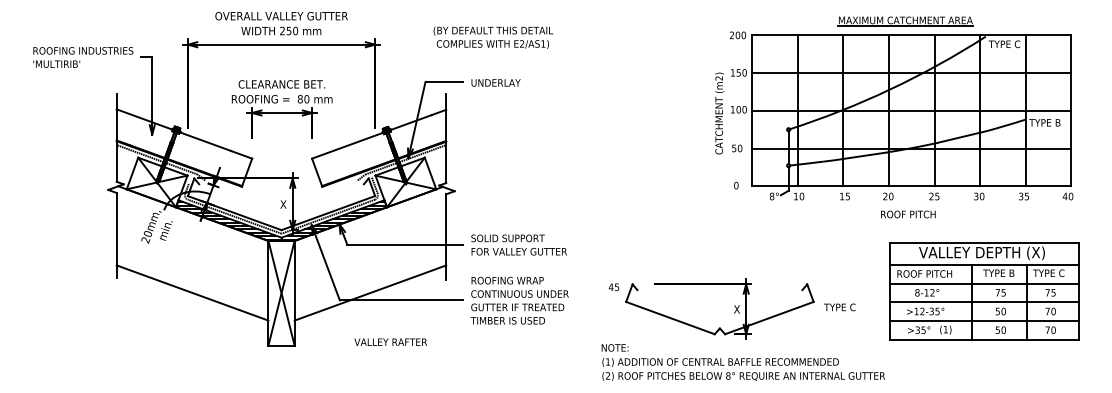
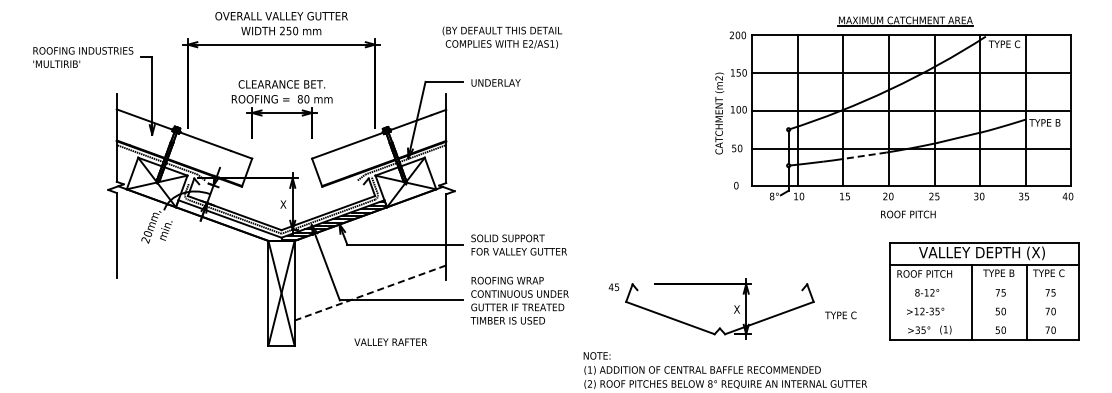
text position: (493, 37) -> (502, 37) (502, 37)
line: solid -> dashed (864, 155)
hatch: present -> none (228, 220)
line: present -> none (983, 283)
line: present -> none (192, 292)
line: solid -> dashed (370, 293)
line: present -> none (983, 302)
text position: (839, 307) -> (840, 315) (840, 315)
line: present -> none (983, 321)
text position: (742, 362) -> (724, 370) (724, 370)
